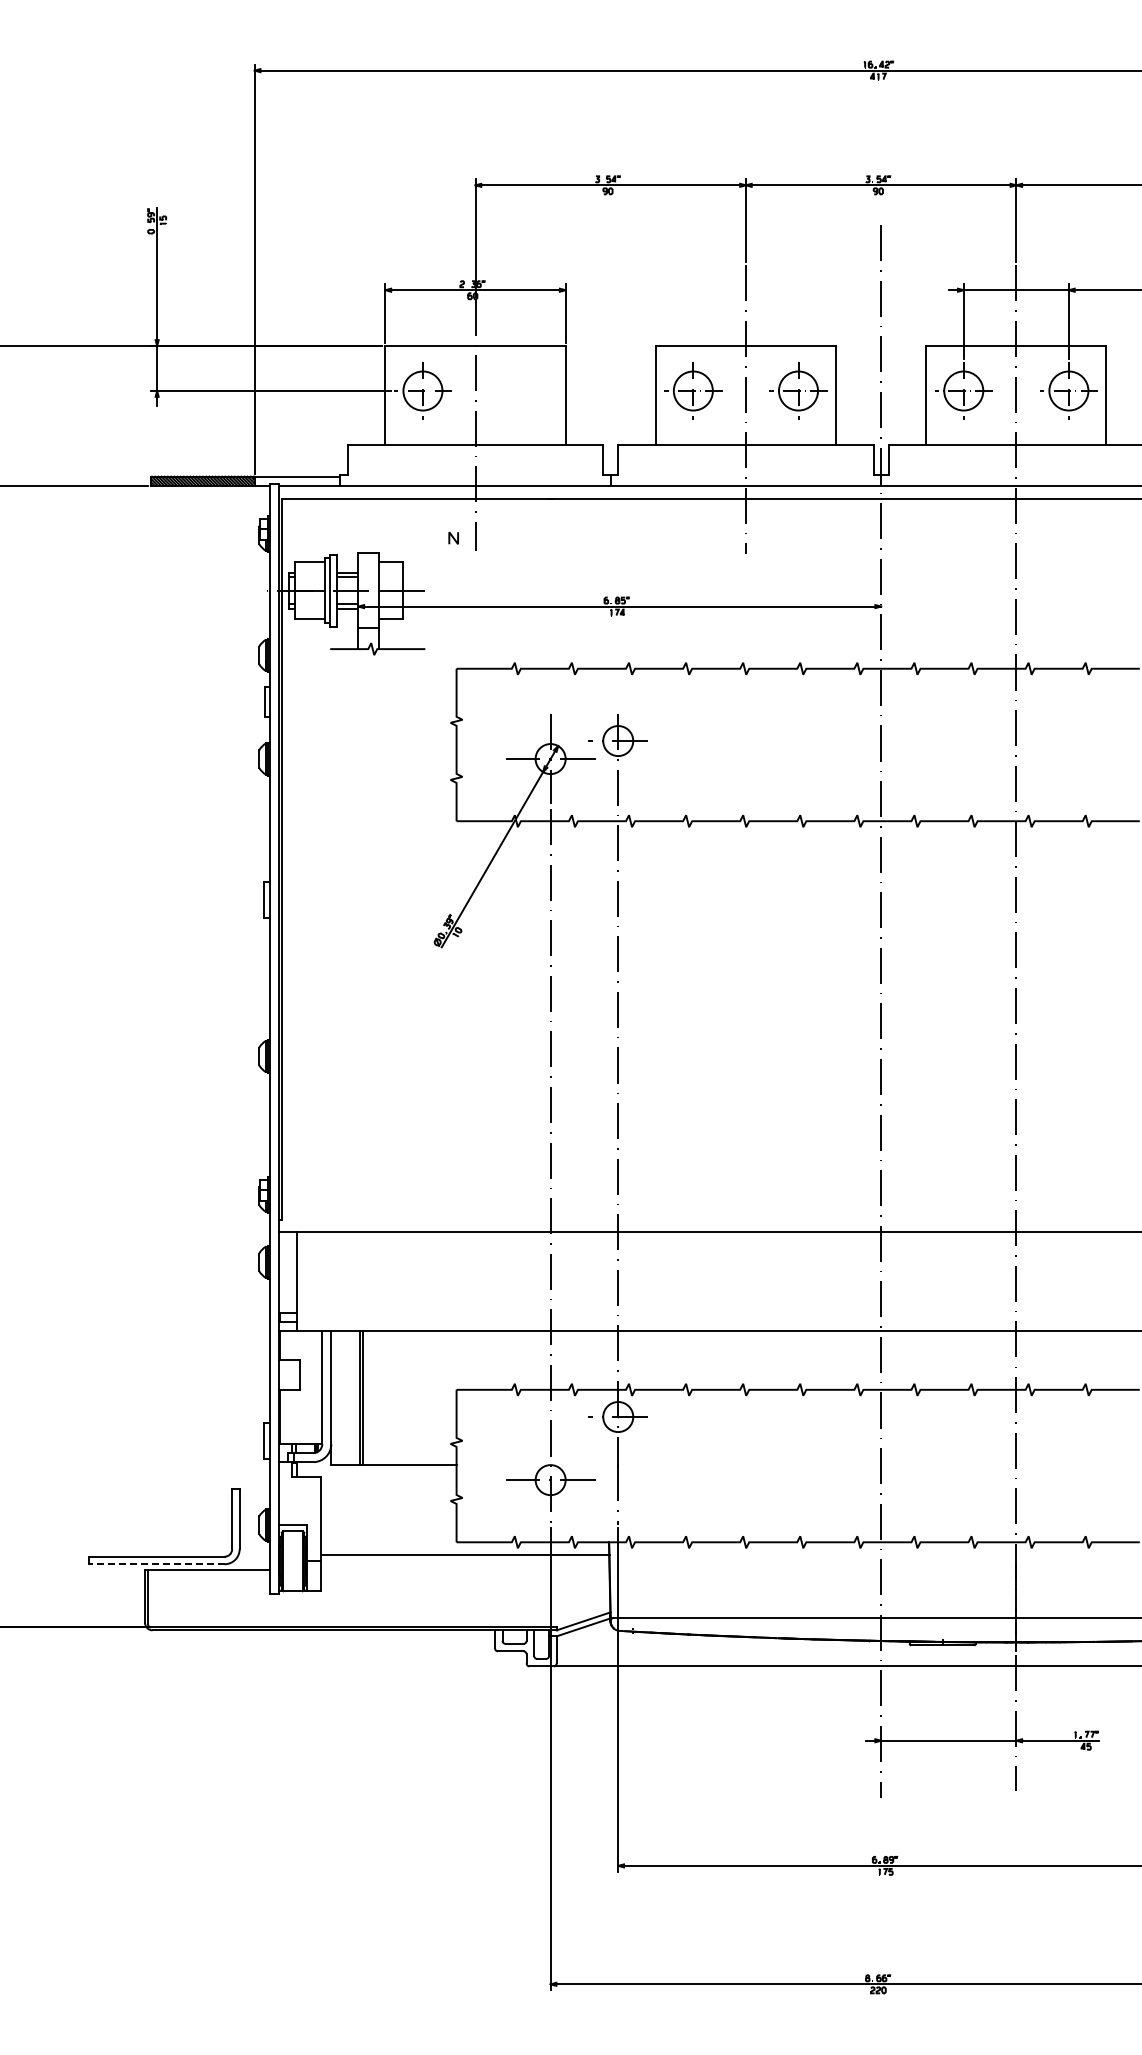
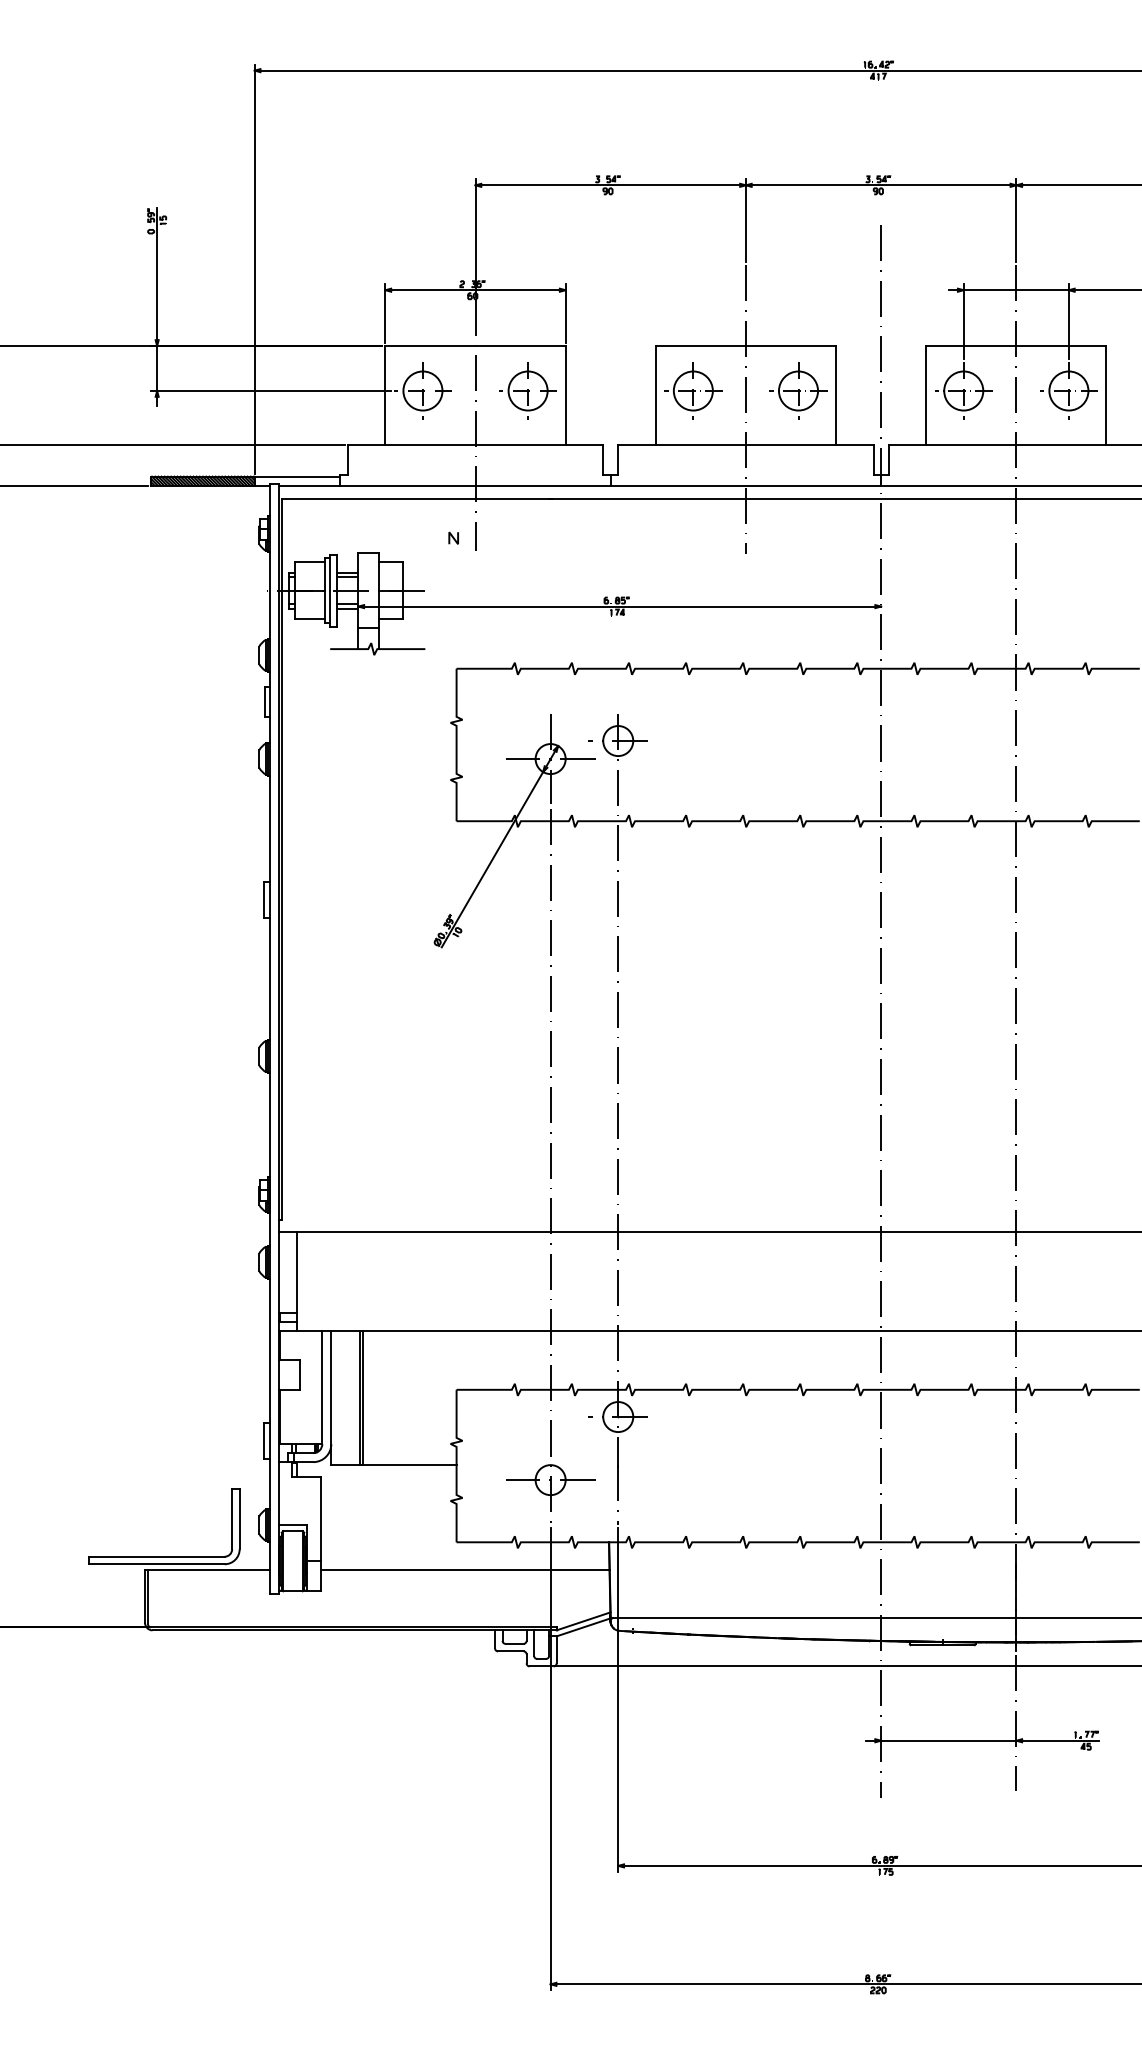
part: none -> present (527, 390)
line: none -> present (173, 445)
line position: (464, 1555) -> (464, 1570) (464, 1570)
line: dashed -> solid (157, 1564)
